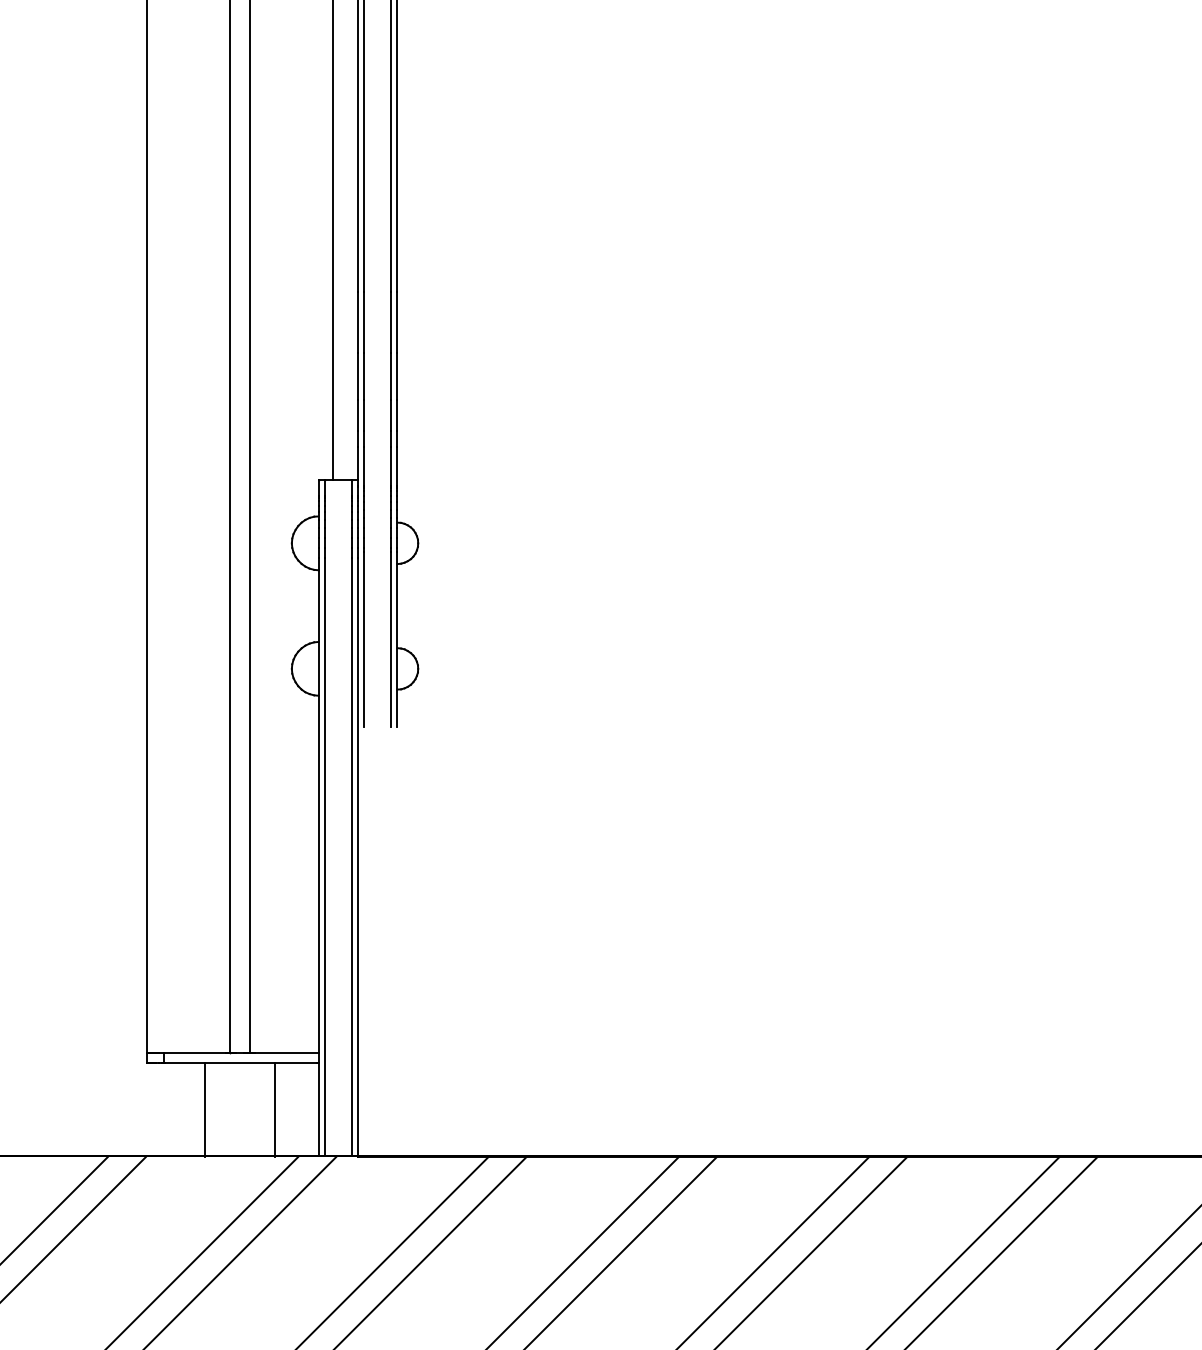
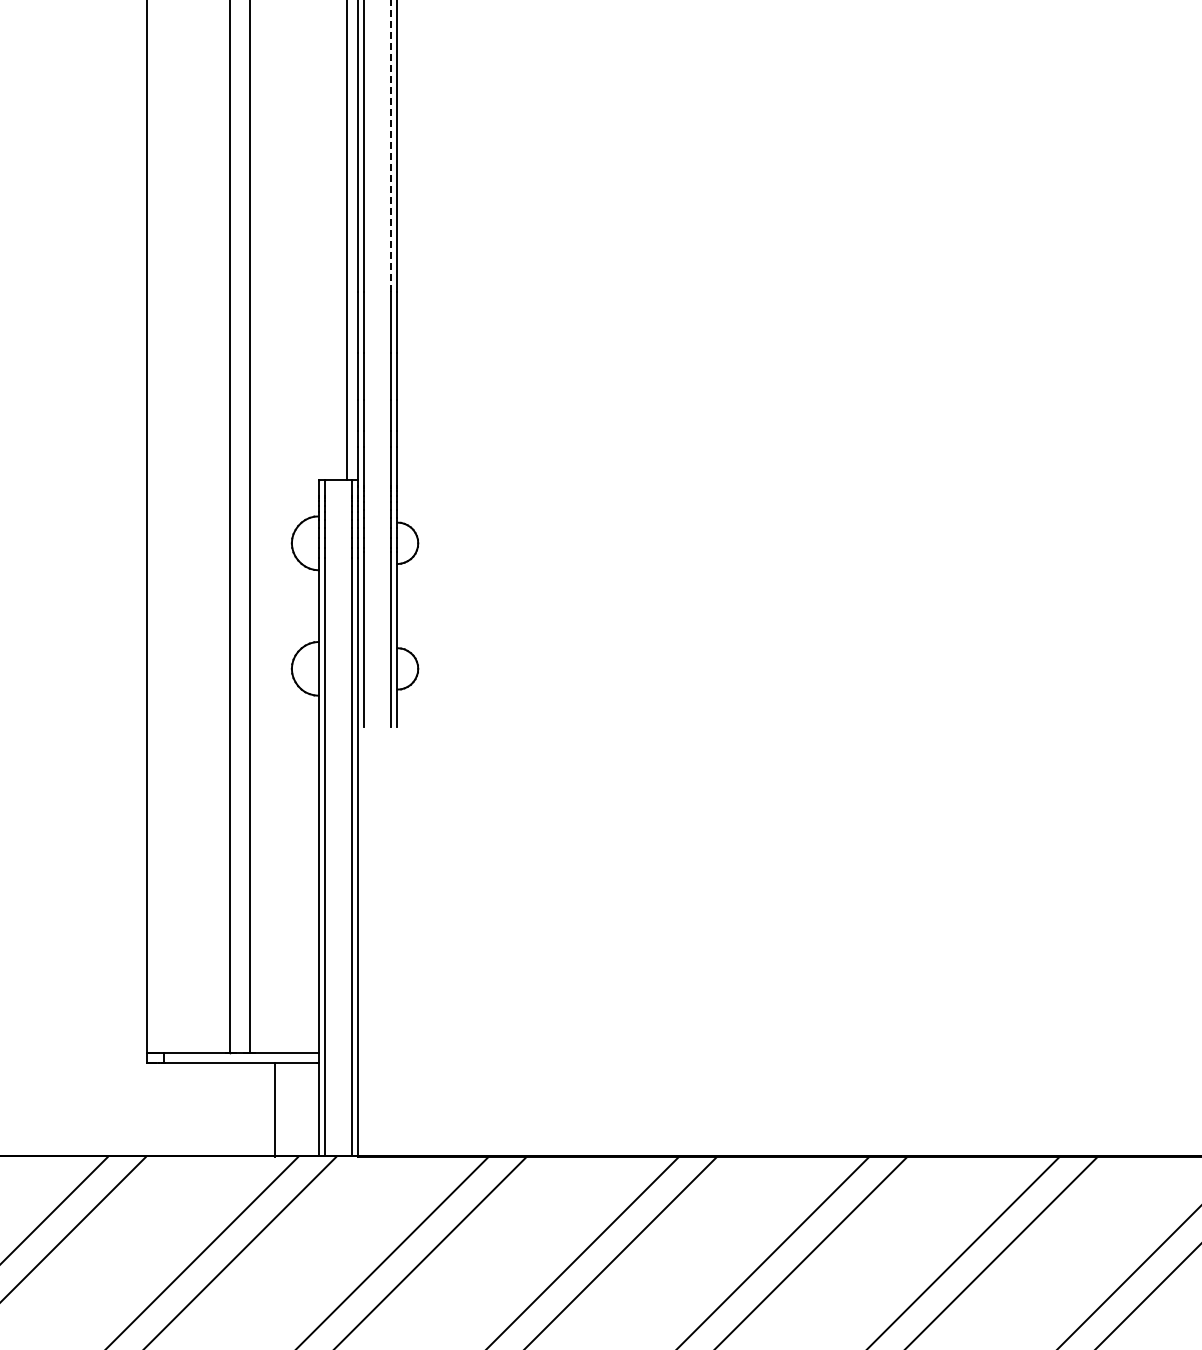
line: solid -> dashed (391, 146)
line position: (333, 241) -> (347, 241) (347, 241)
line: present -> none (204, 1109)
